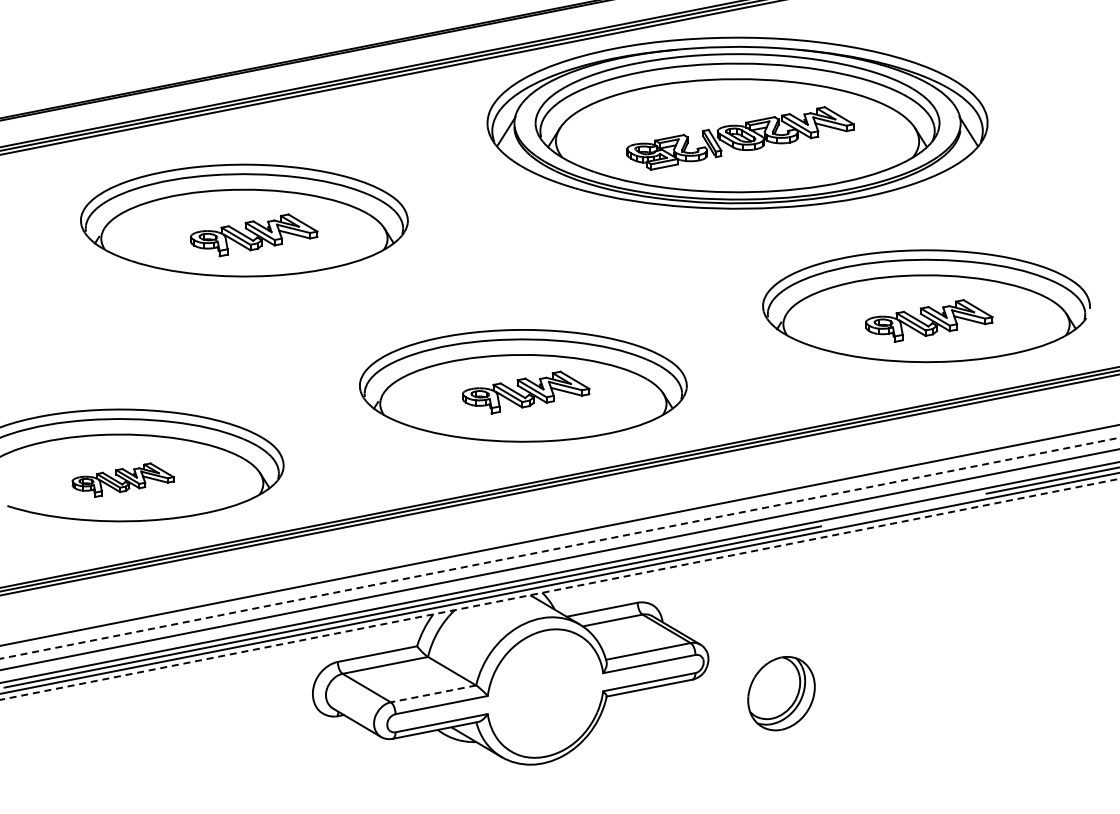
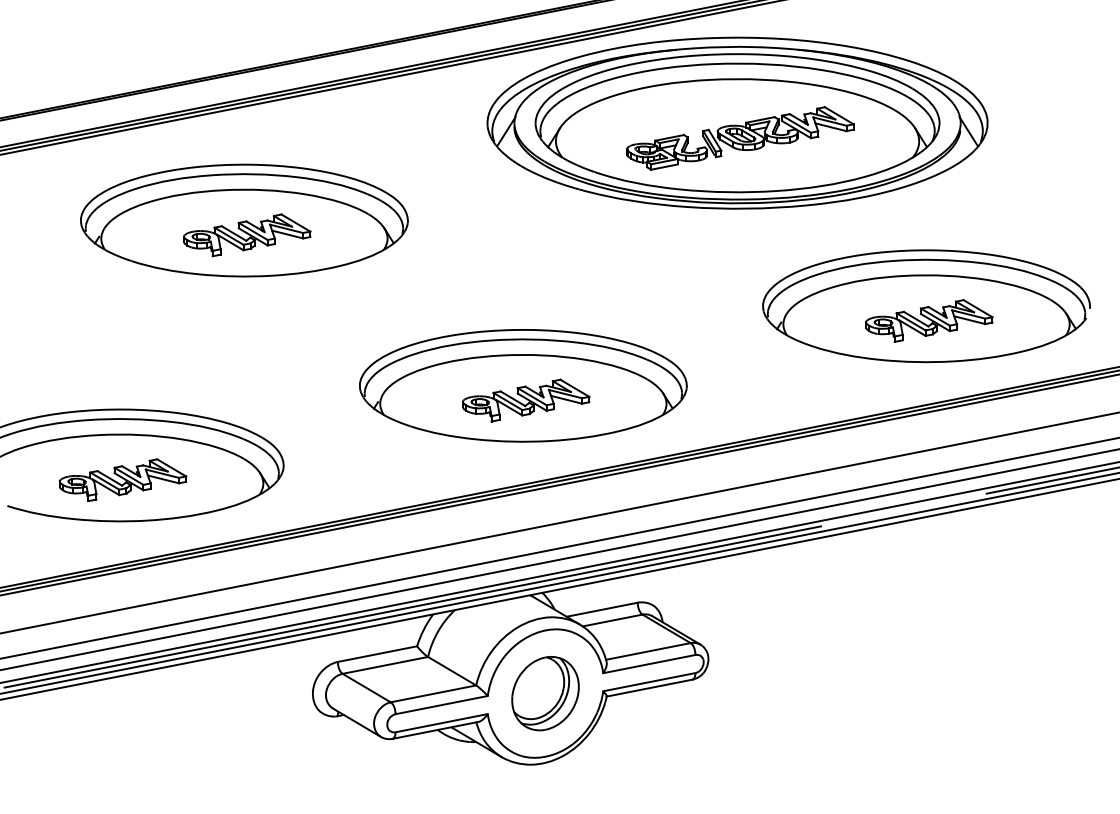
part position: (254, 235) -> (247, 235) (247, 235)
part position: (526, 392) -> (526, 400) (526, 400)
part size: 104x36 px -> 129x44 px (123, 479)
line position: (559, 535) -> (559, 523) (559, 523)
line: dashed -> solid (560, 548)
line: dashed -> solid (560, 589)
line: dashed -> solid (433, 693)
part position: (781, 693) -> (545, 693) (545, 693)
